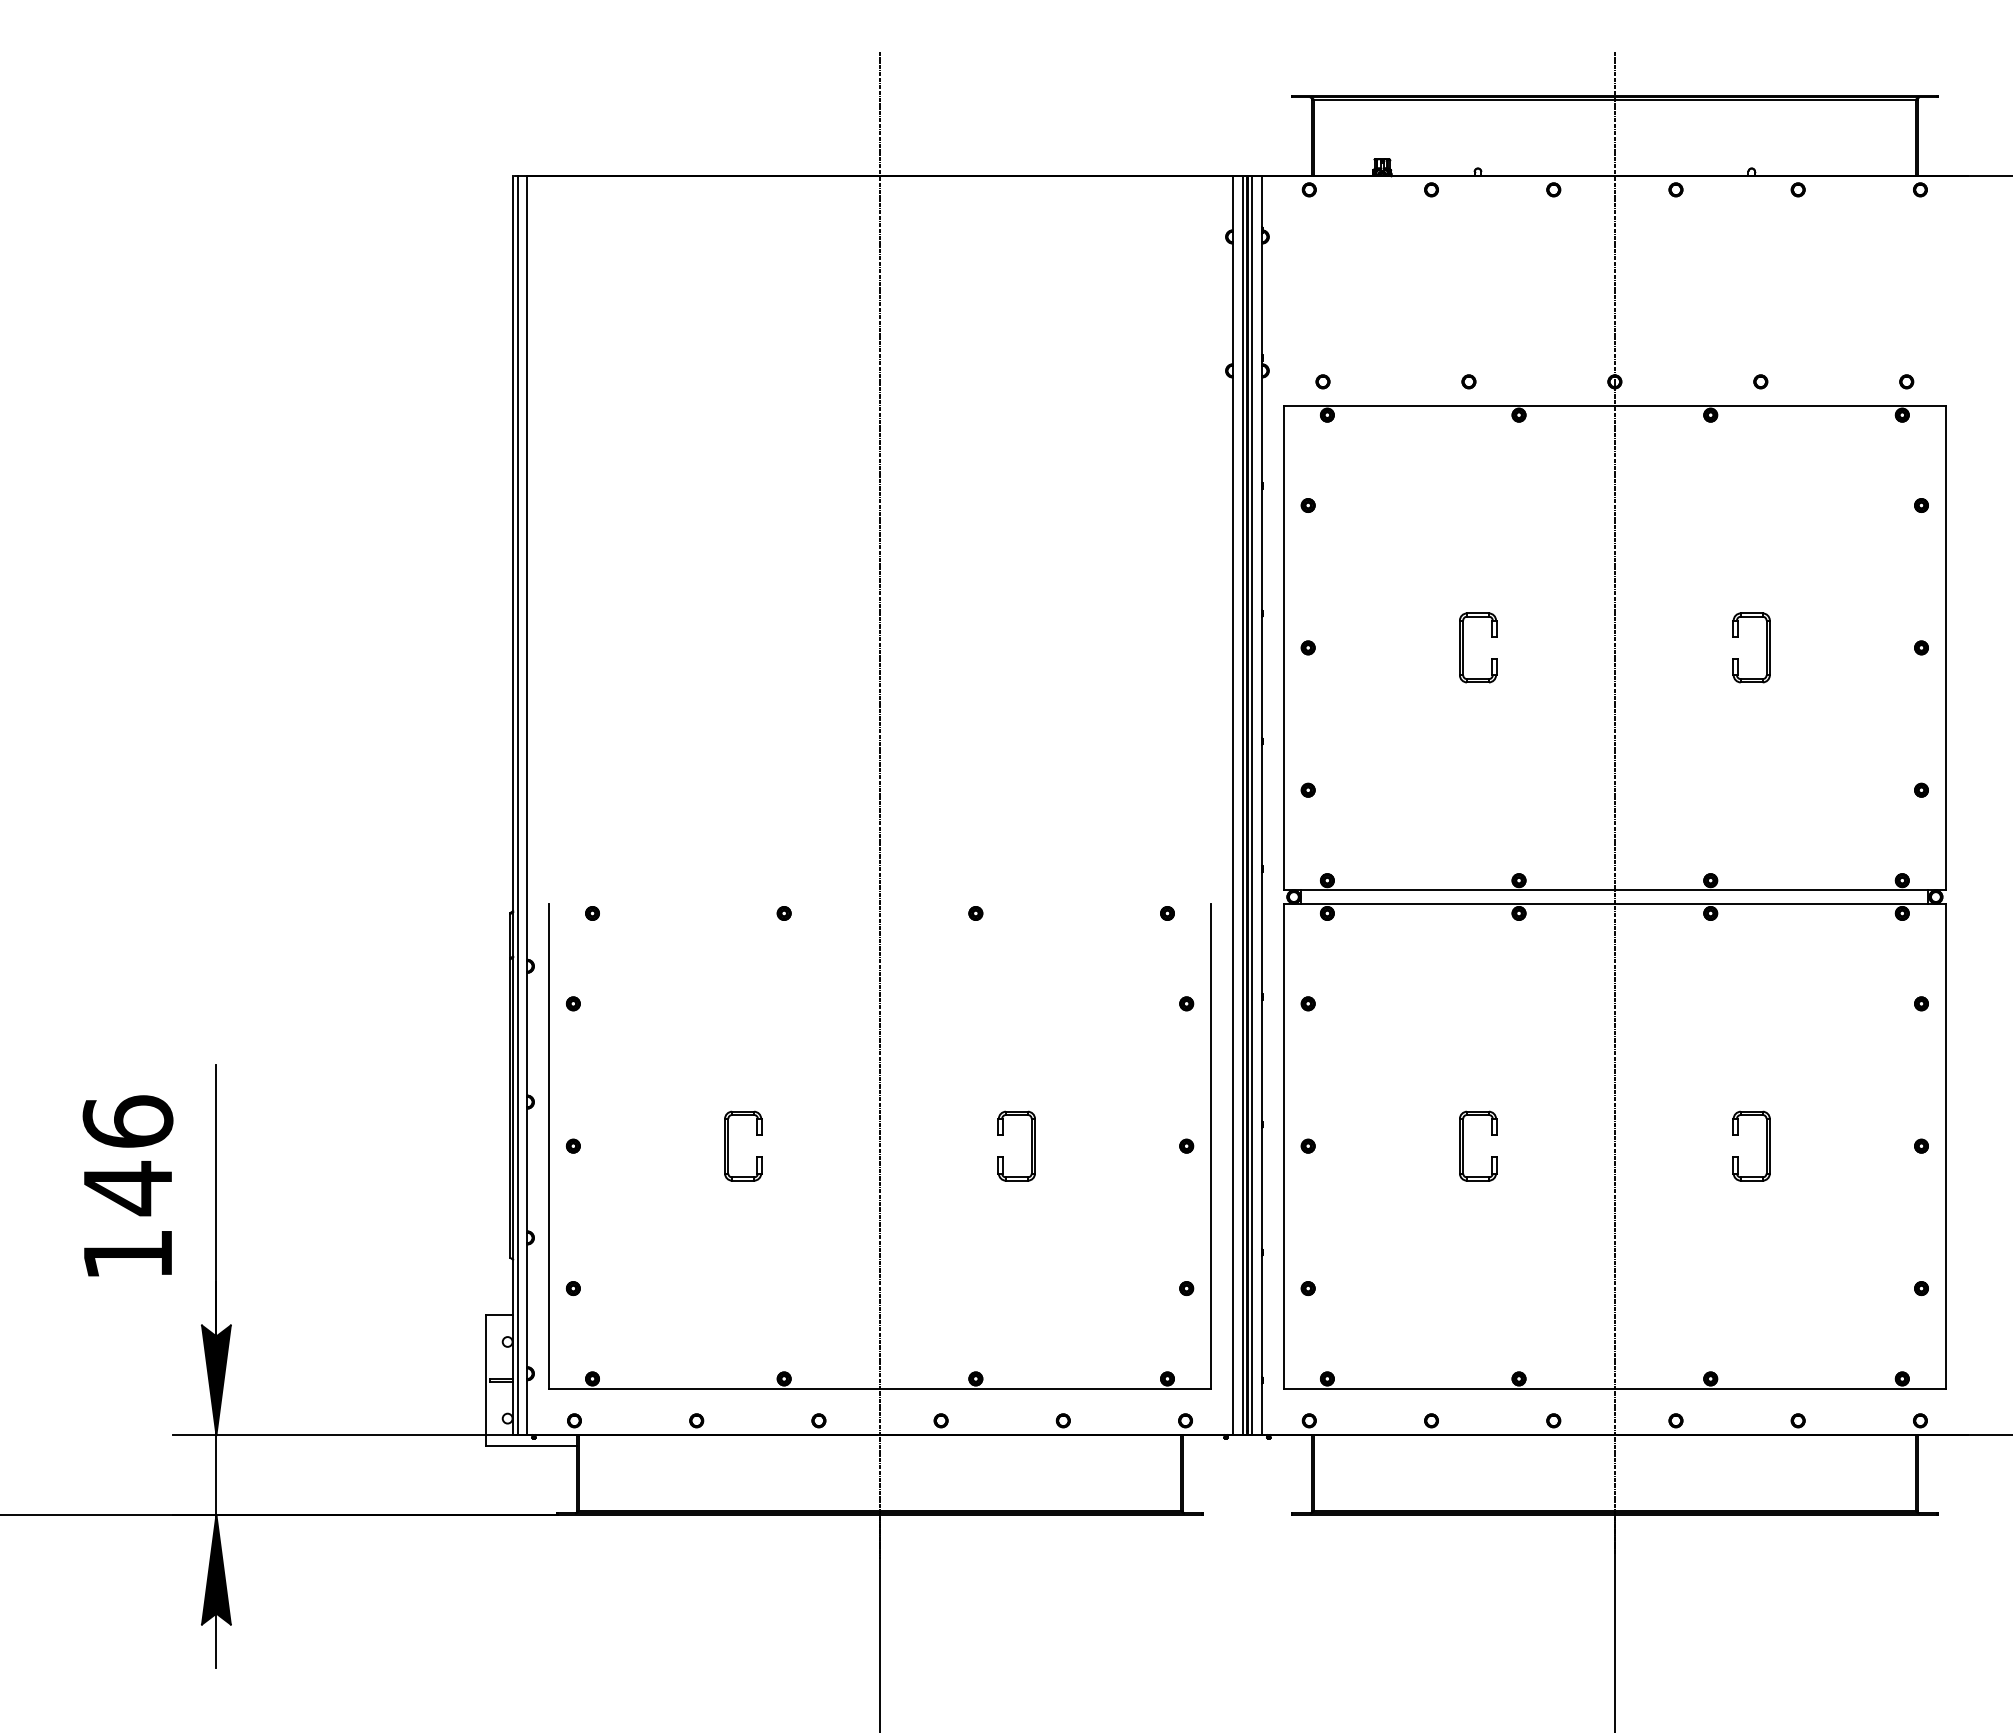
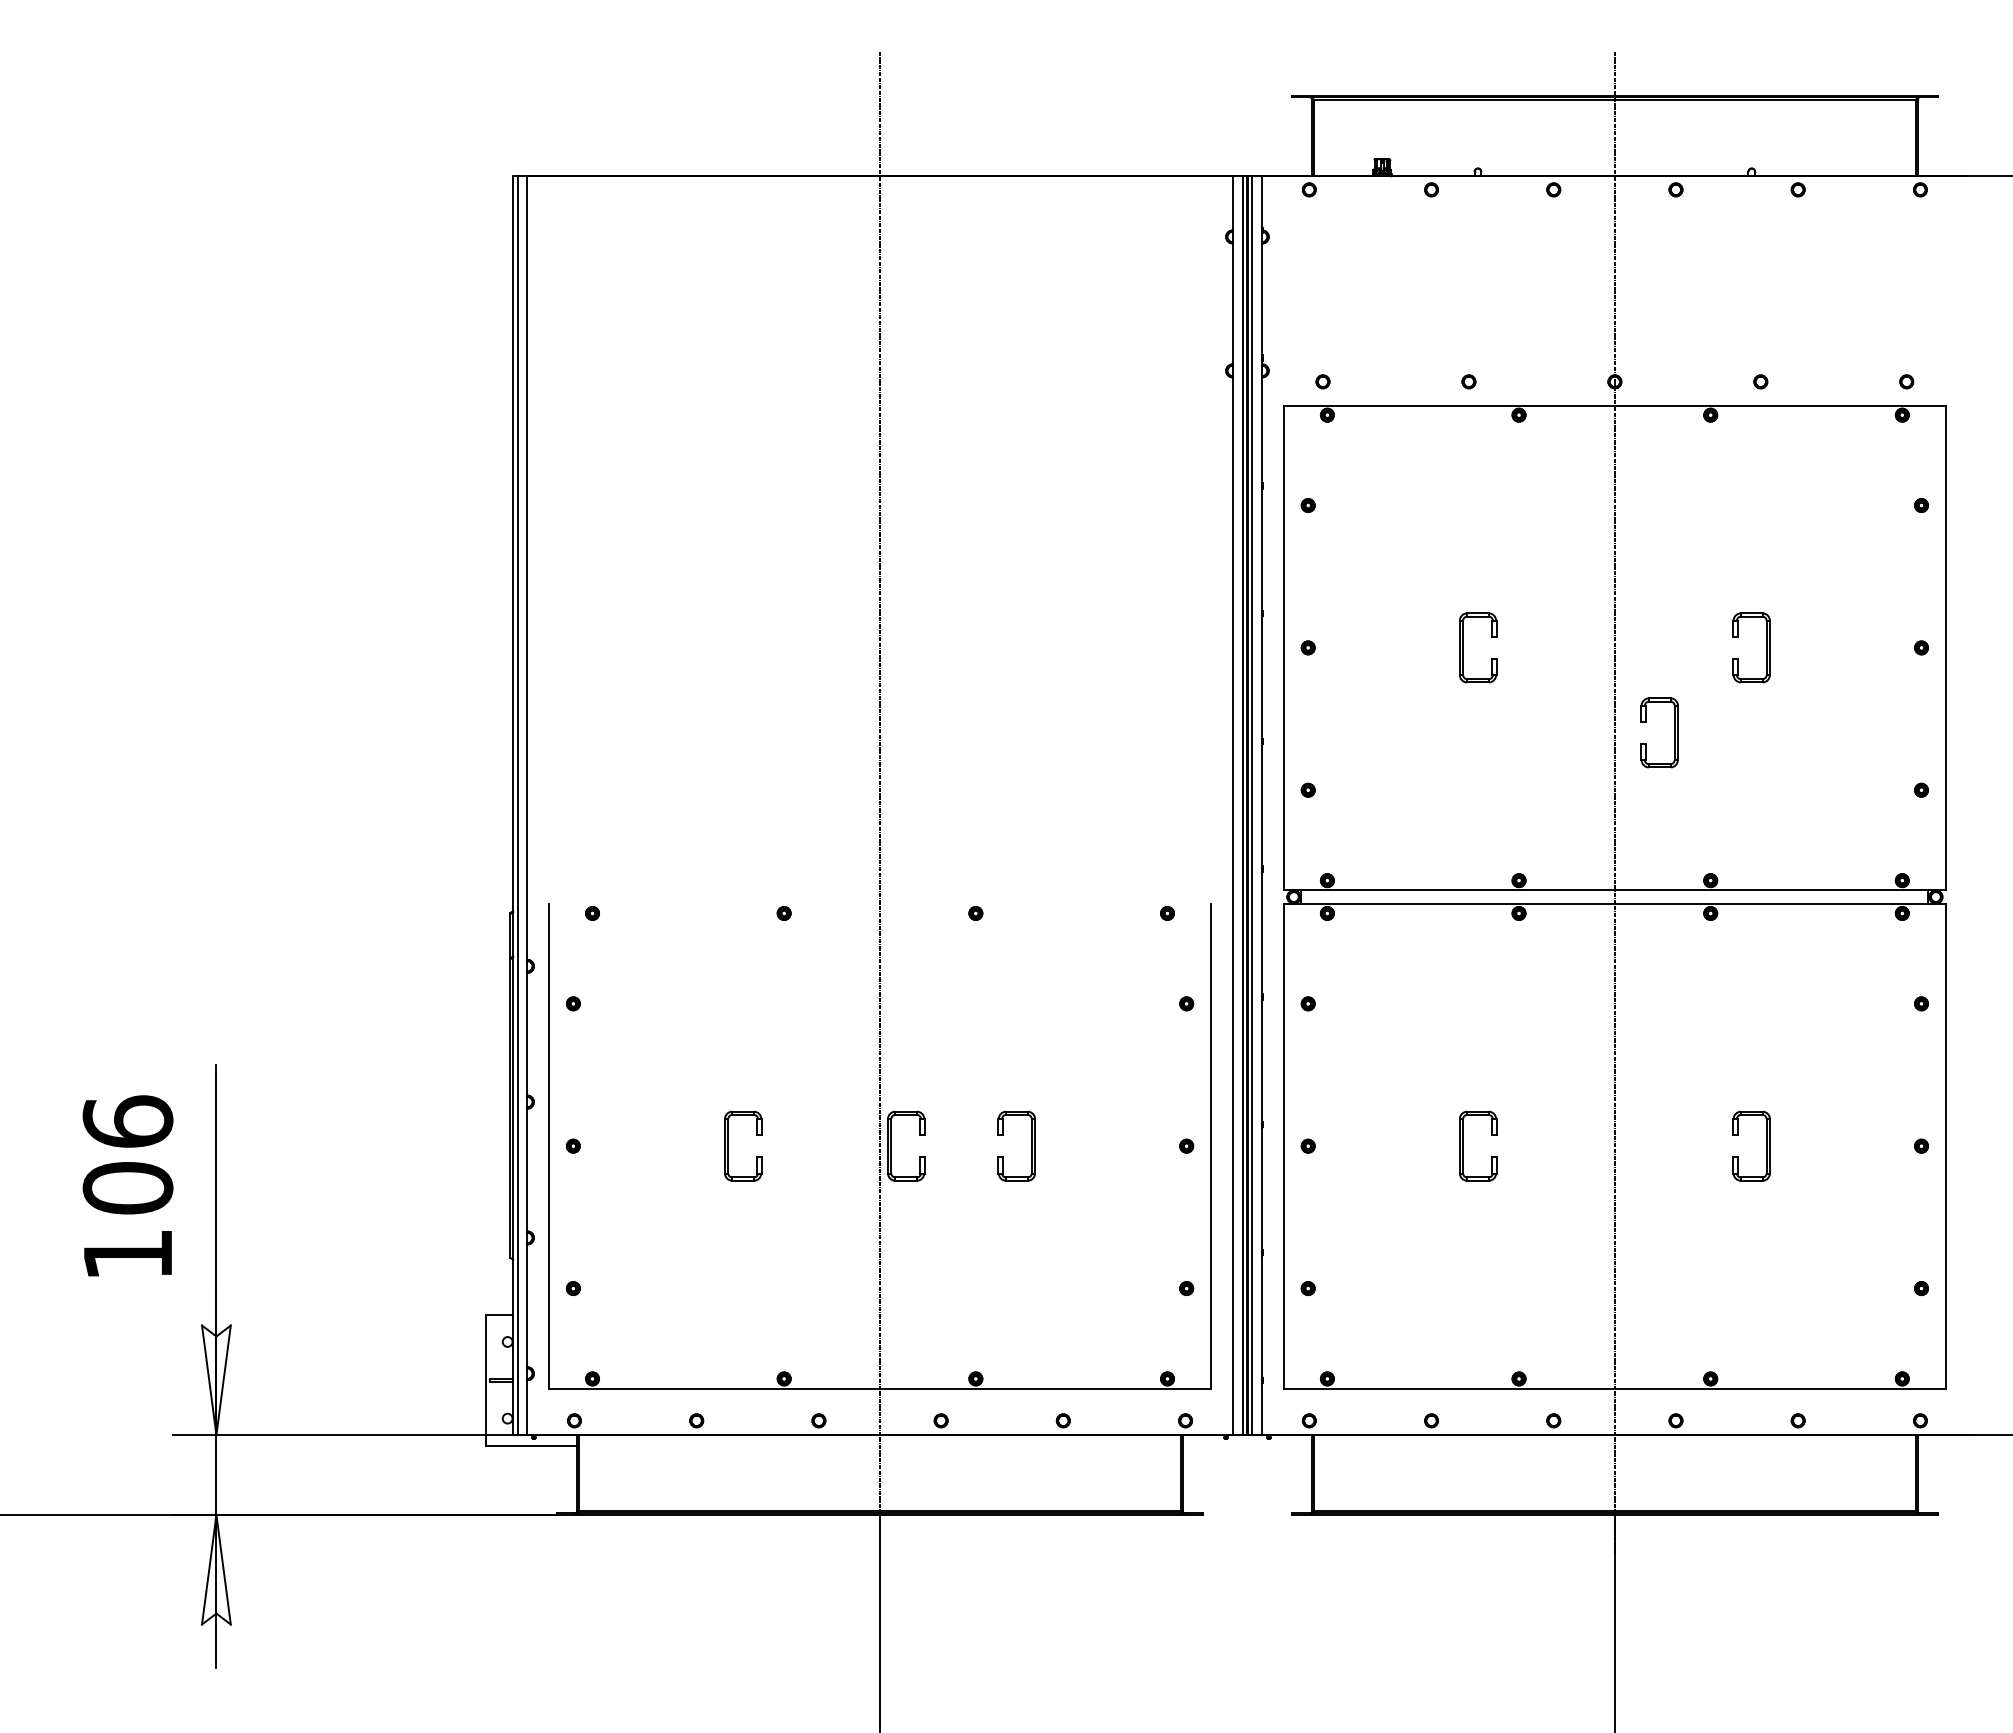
part: none -> present (1674, 732)
part: none -> present (891, 1145)
text: 146 -> 106 (127, 1188)
fill: present -> none (216, 1380)
fill: present -> none (216, 1569)
